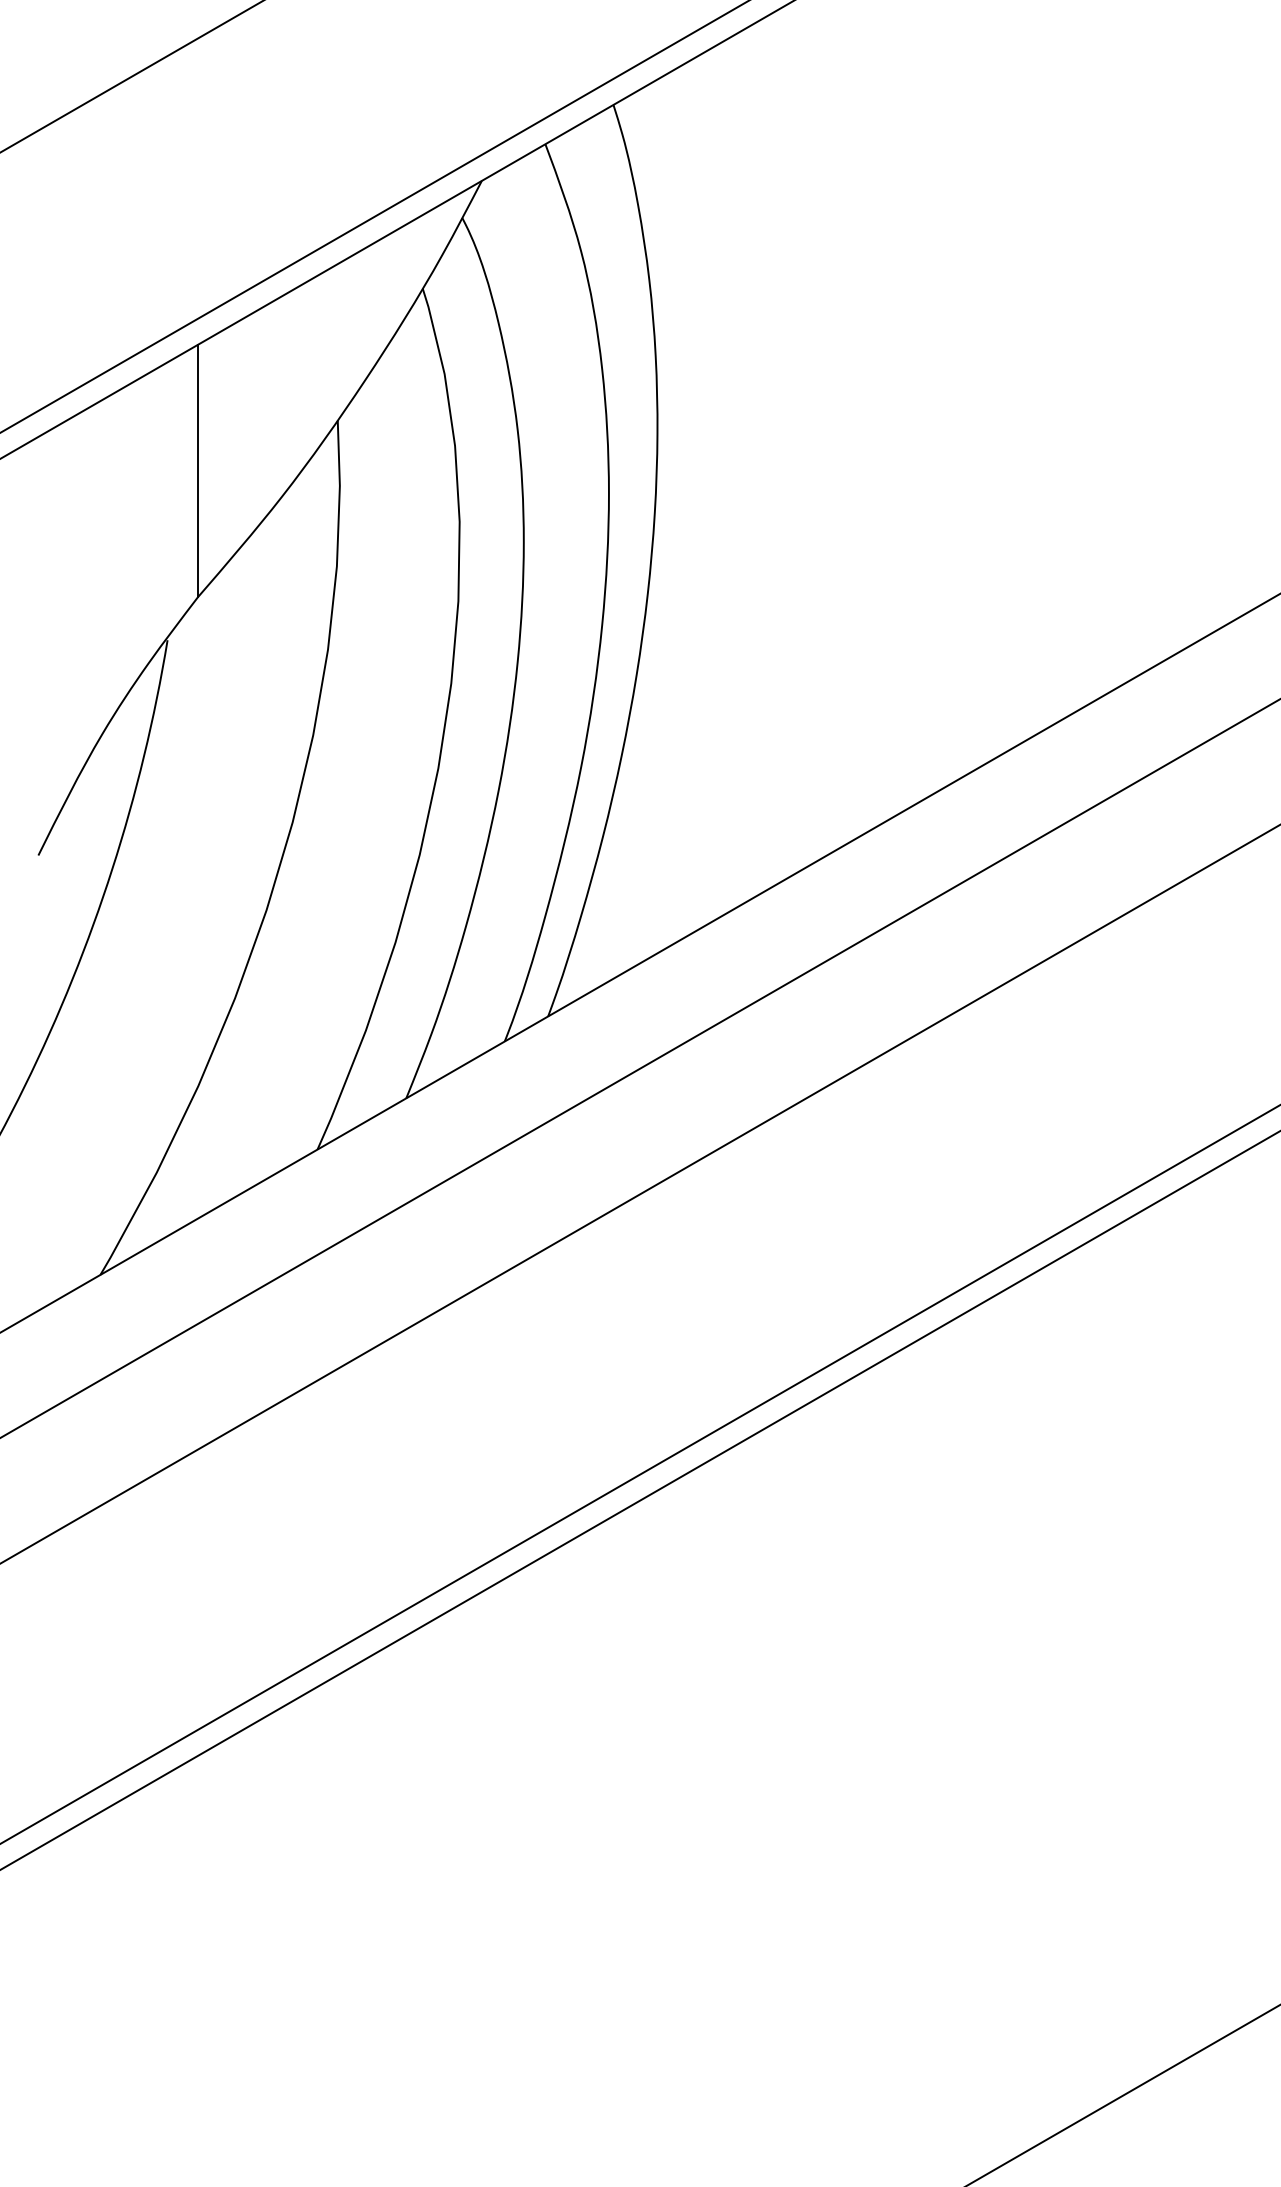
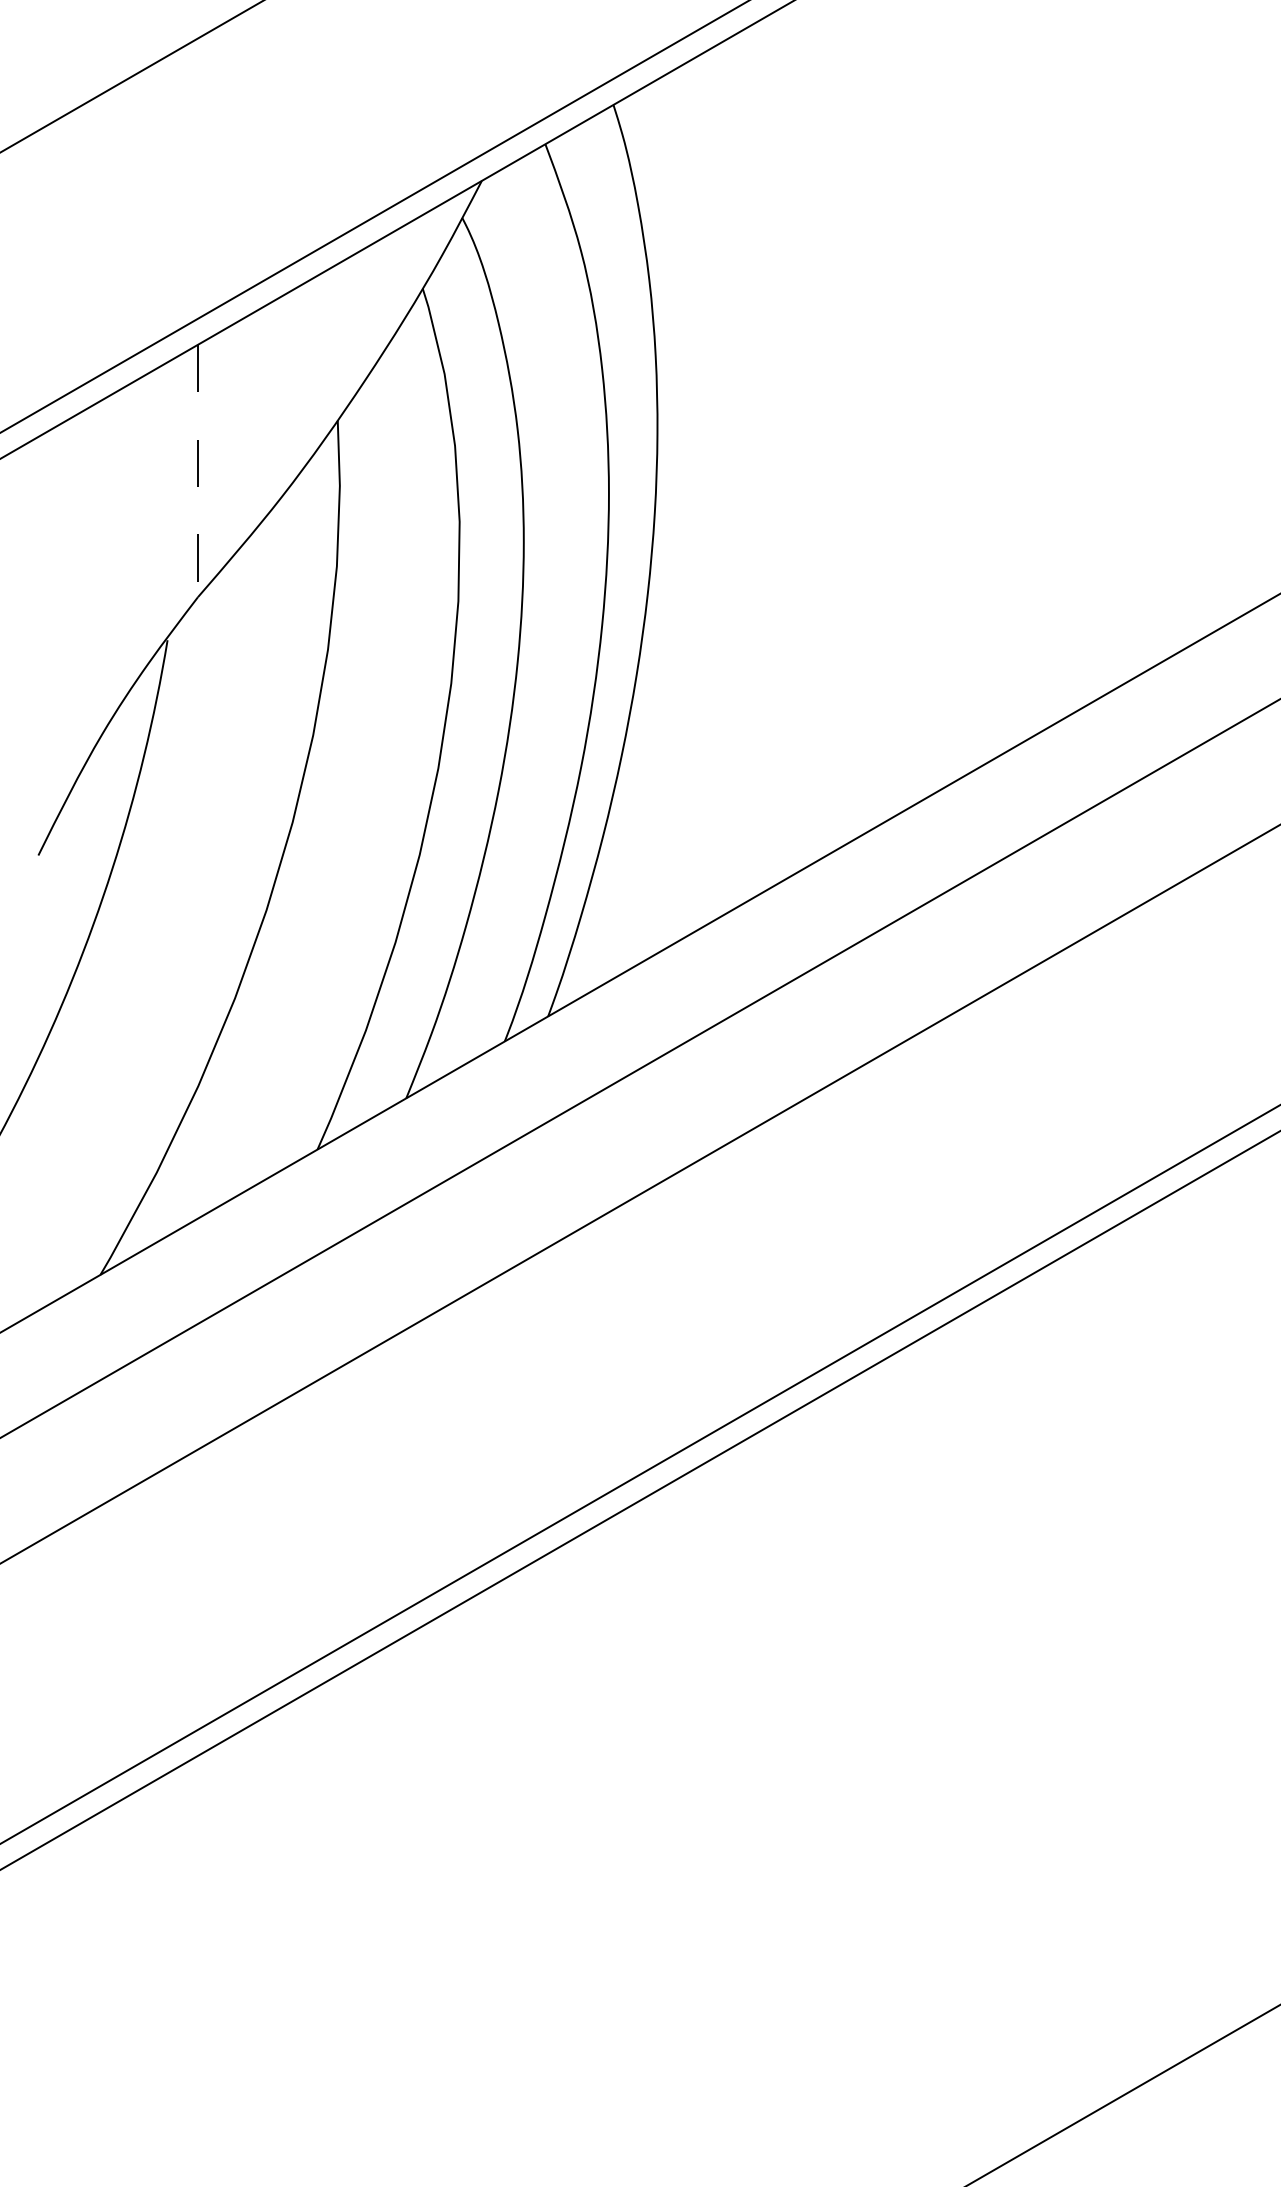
line: solid -> dashed (197, 471)
